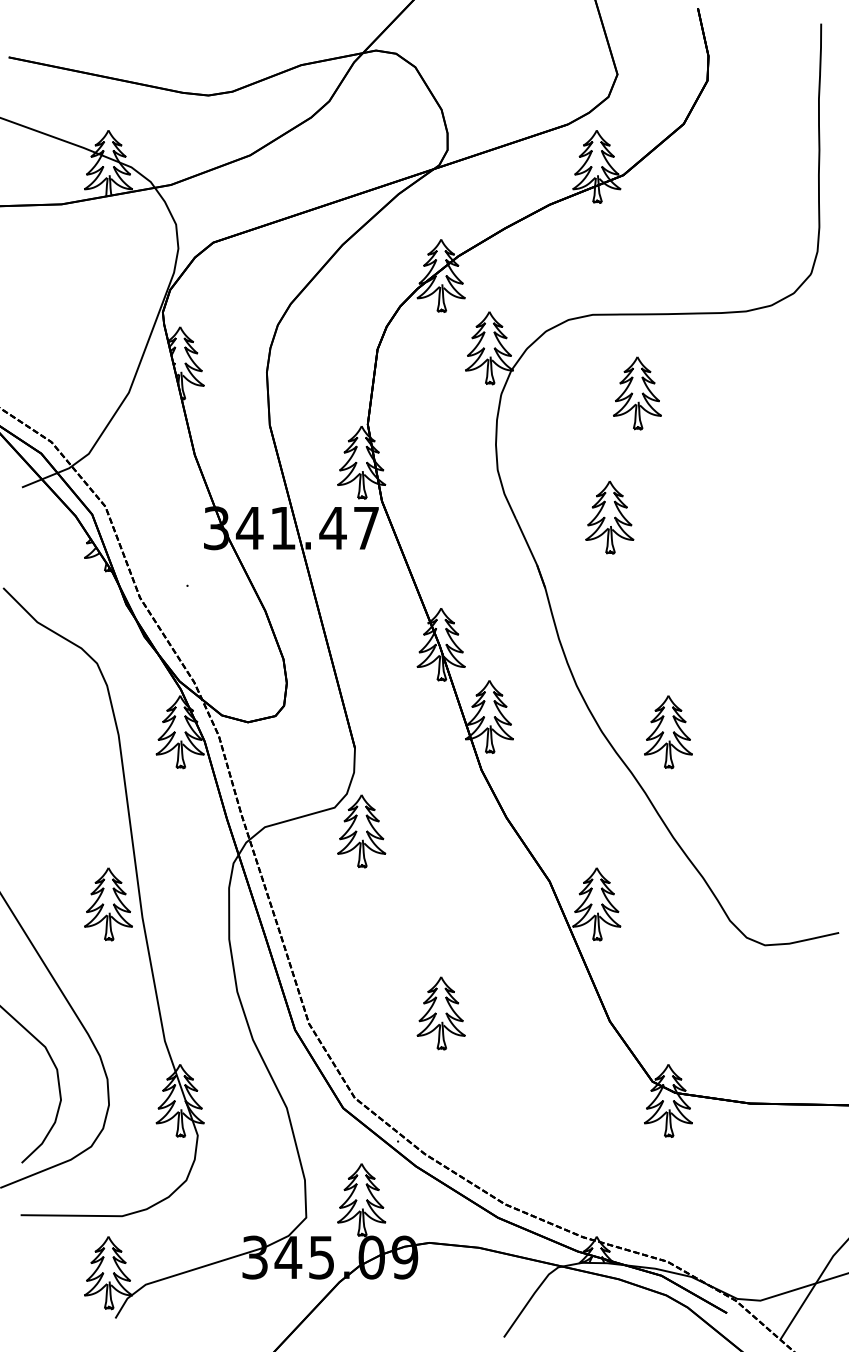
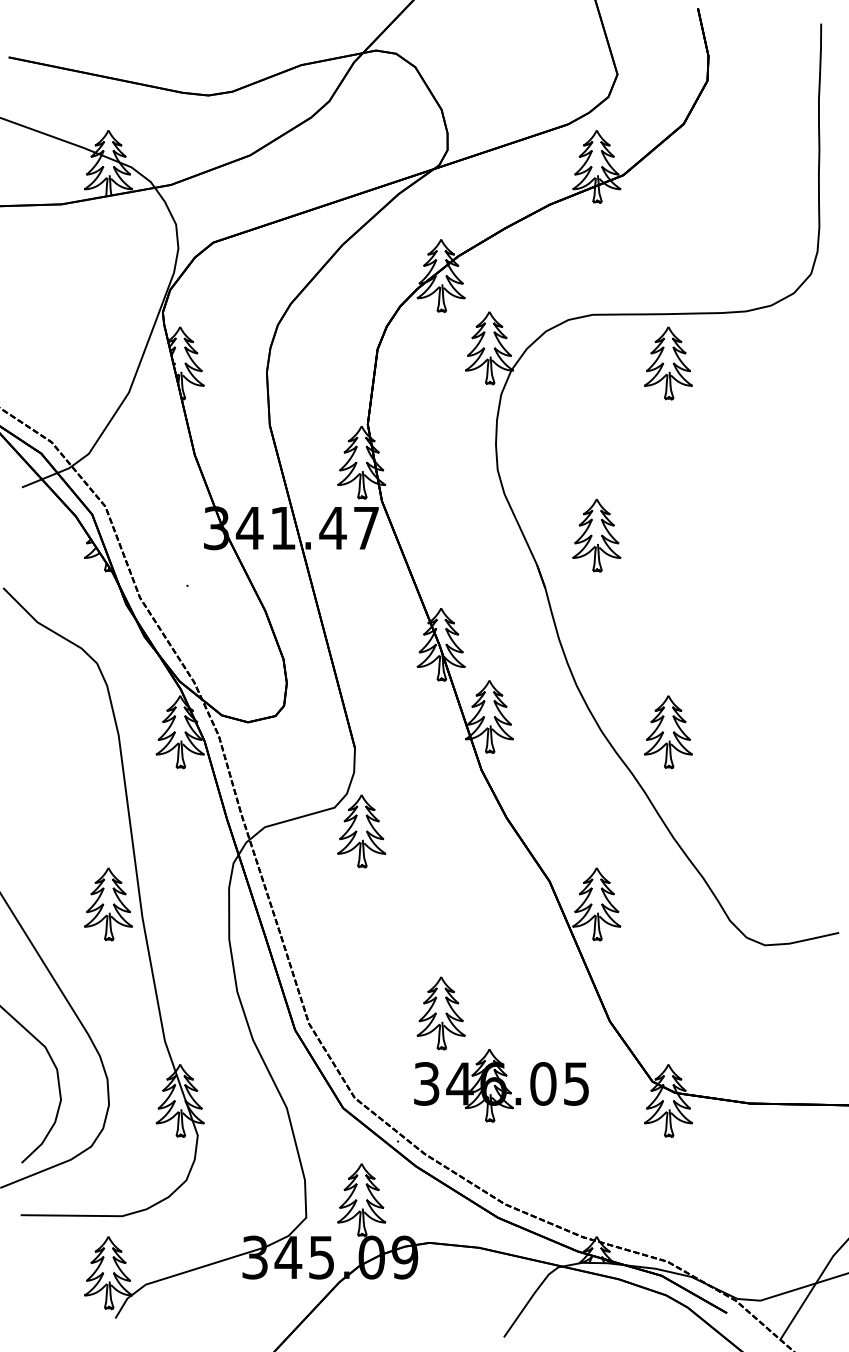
part position: (637, 393) -> (668, 363) (668, 363)
part position: (609, 517) -> (596, 535) (596, 535)
part: none -> present (501, 1085)
